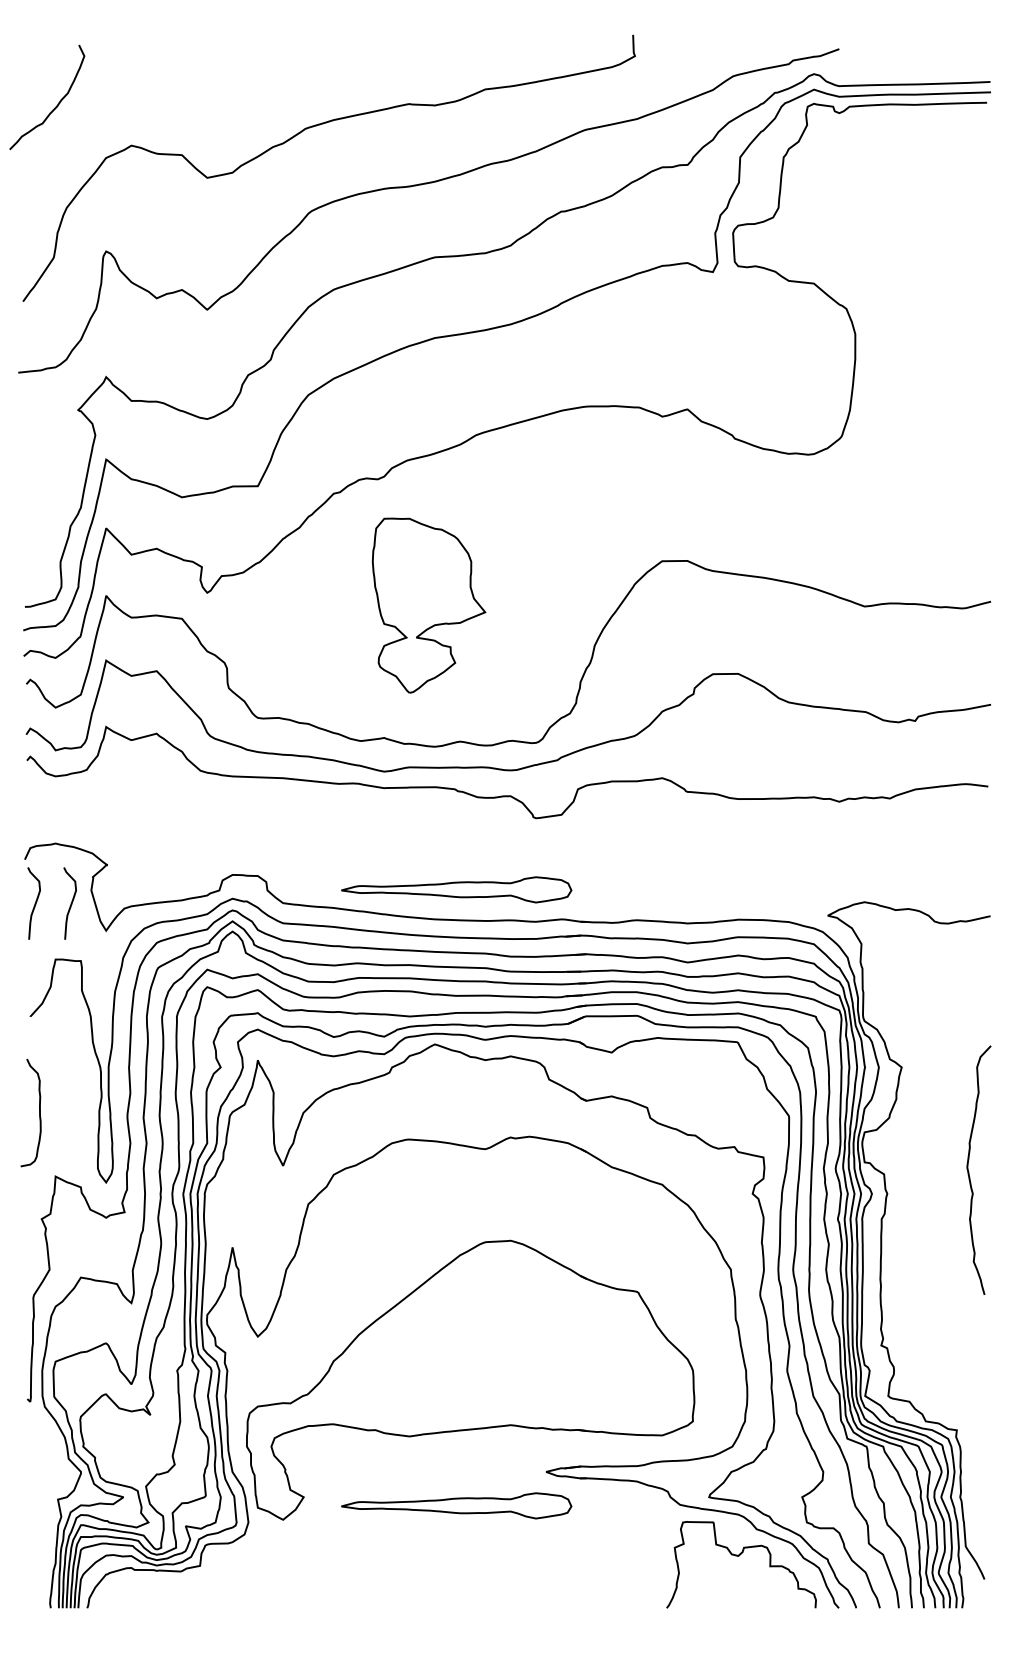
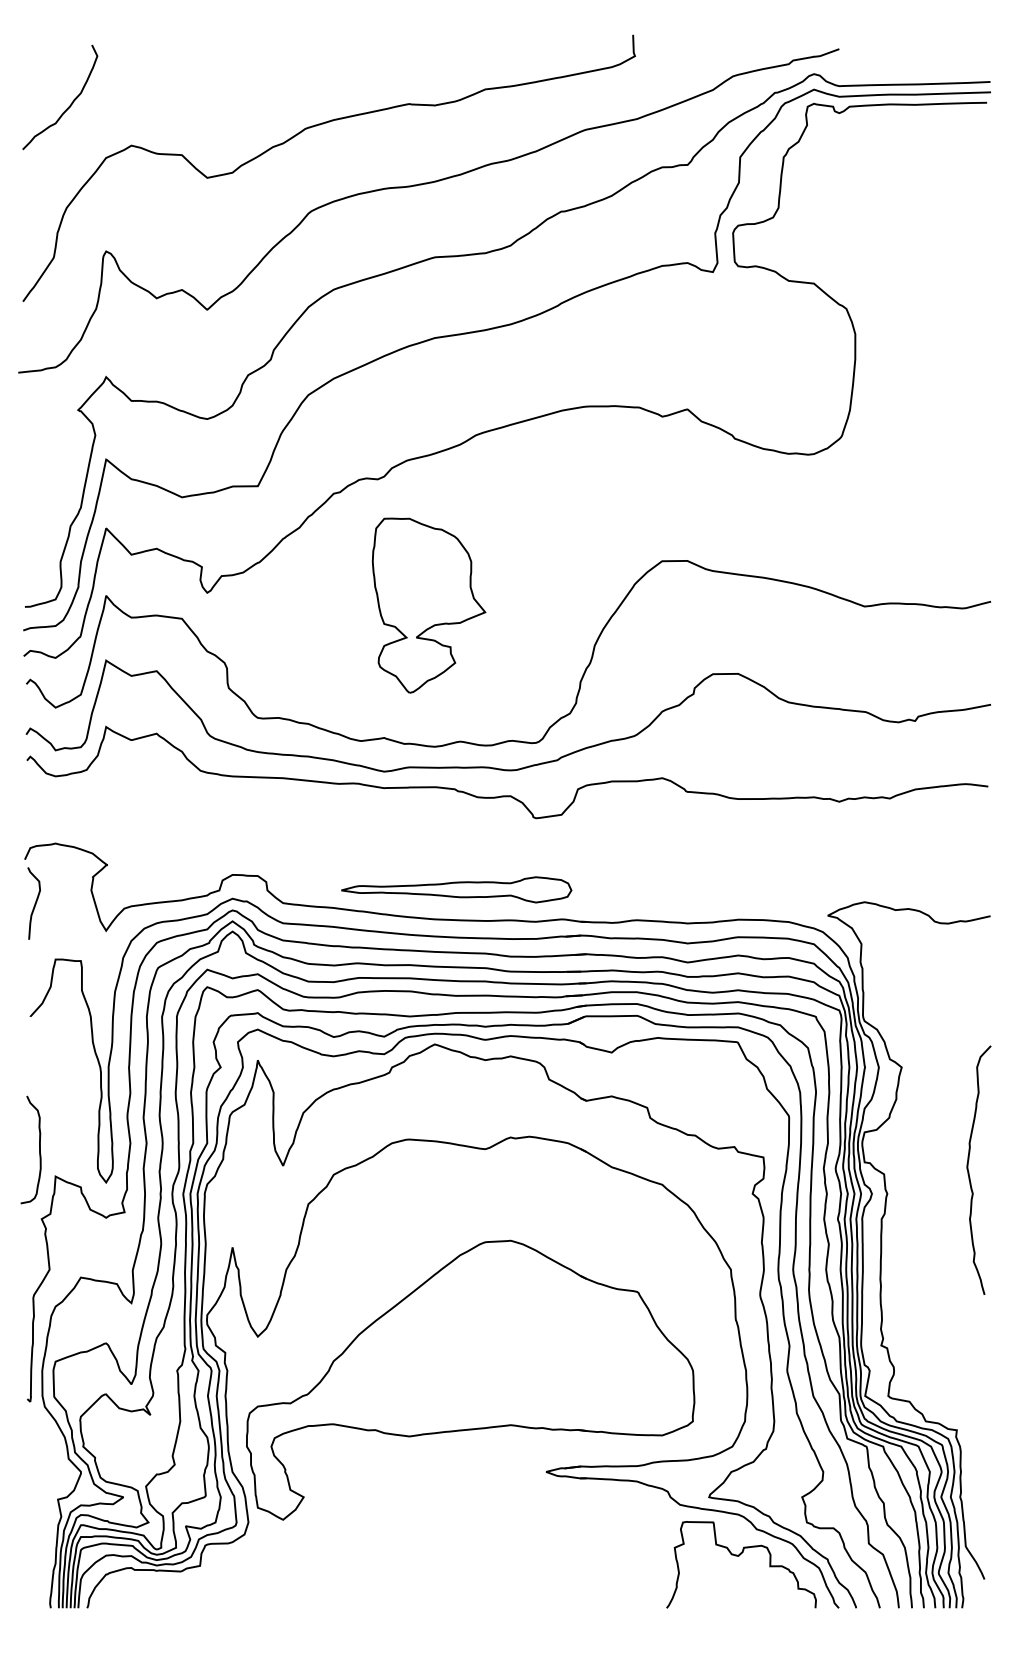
curve position: (56, 105) -> (69, 105) (69, 105)
curve: present -> none (70, 903)
curve position: (39, 1112) -> (39, 1149) (39, 1149)
part: present -> none (456, 1505)
